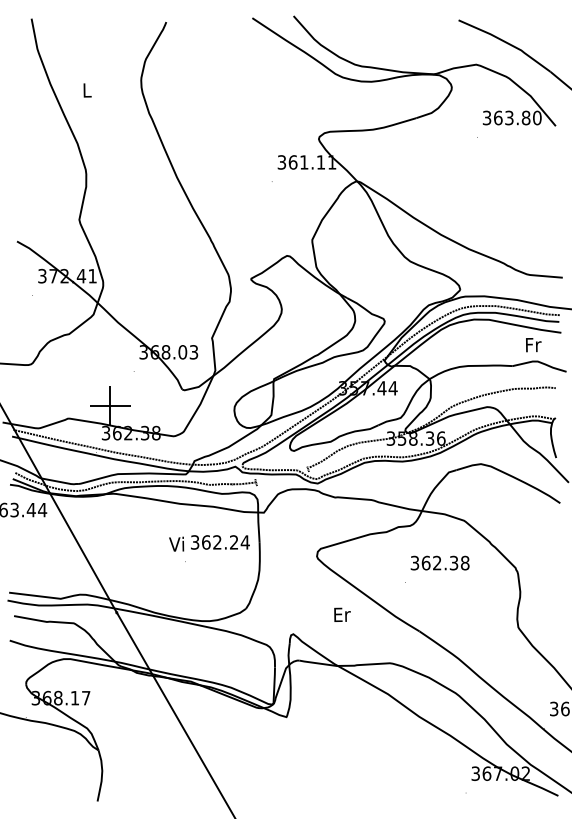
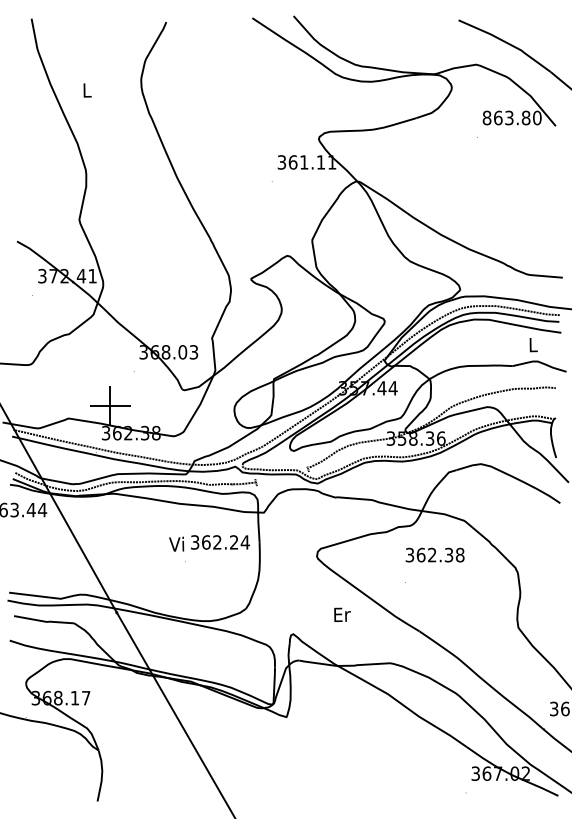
text: 363.80 -> 863.80 (486, 117)
text: Fr -> L (533, 345)
text position: (439, 562) -> (434, 554) (434, 554)
